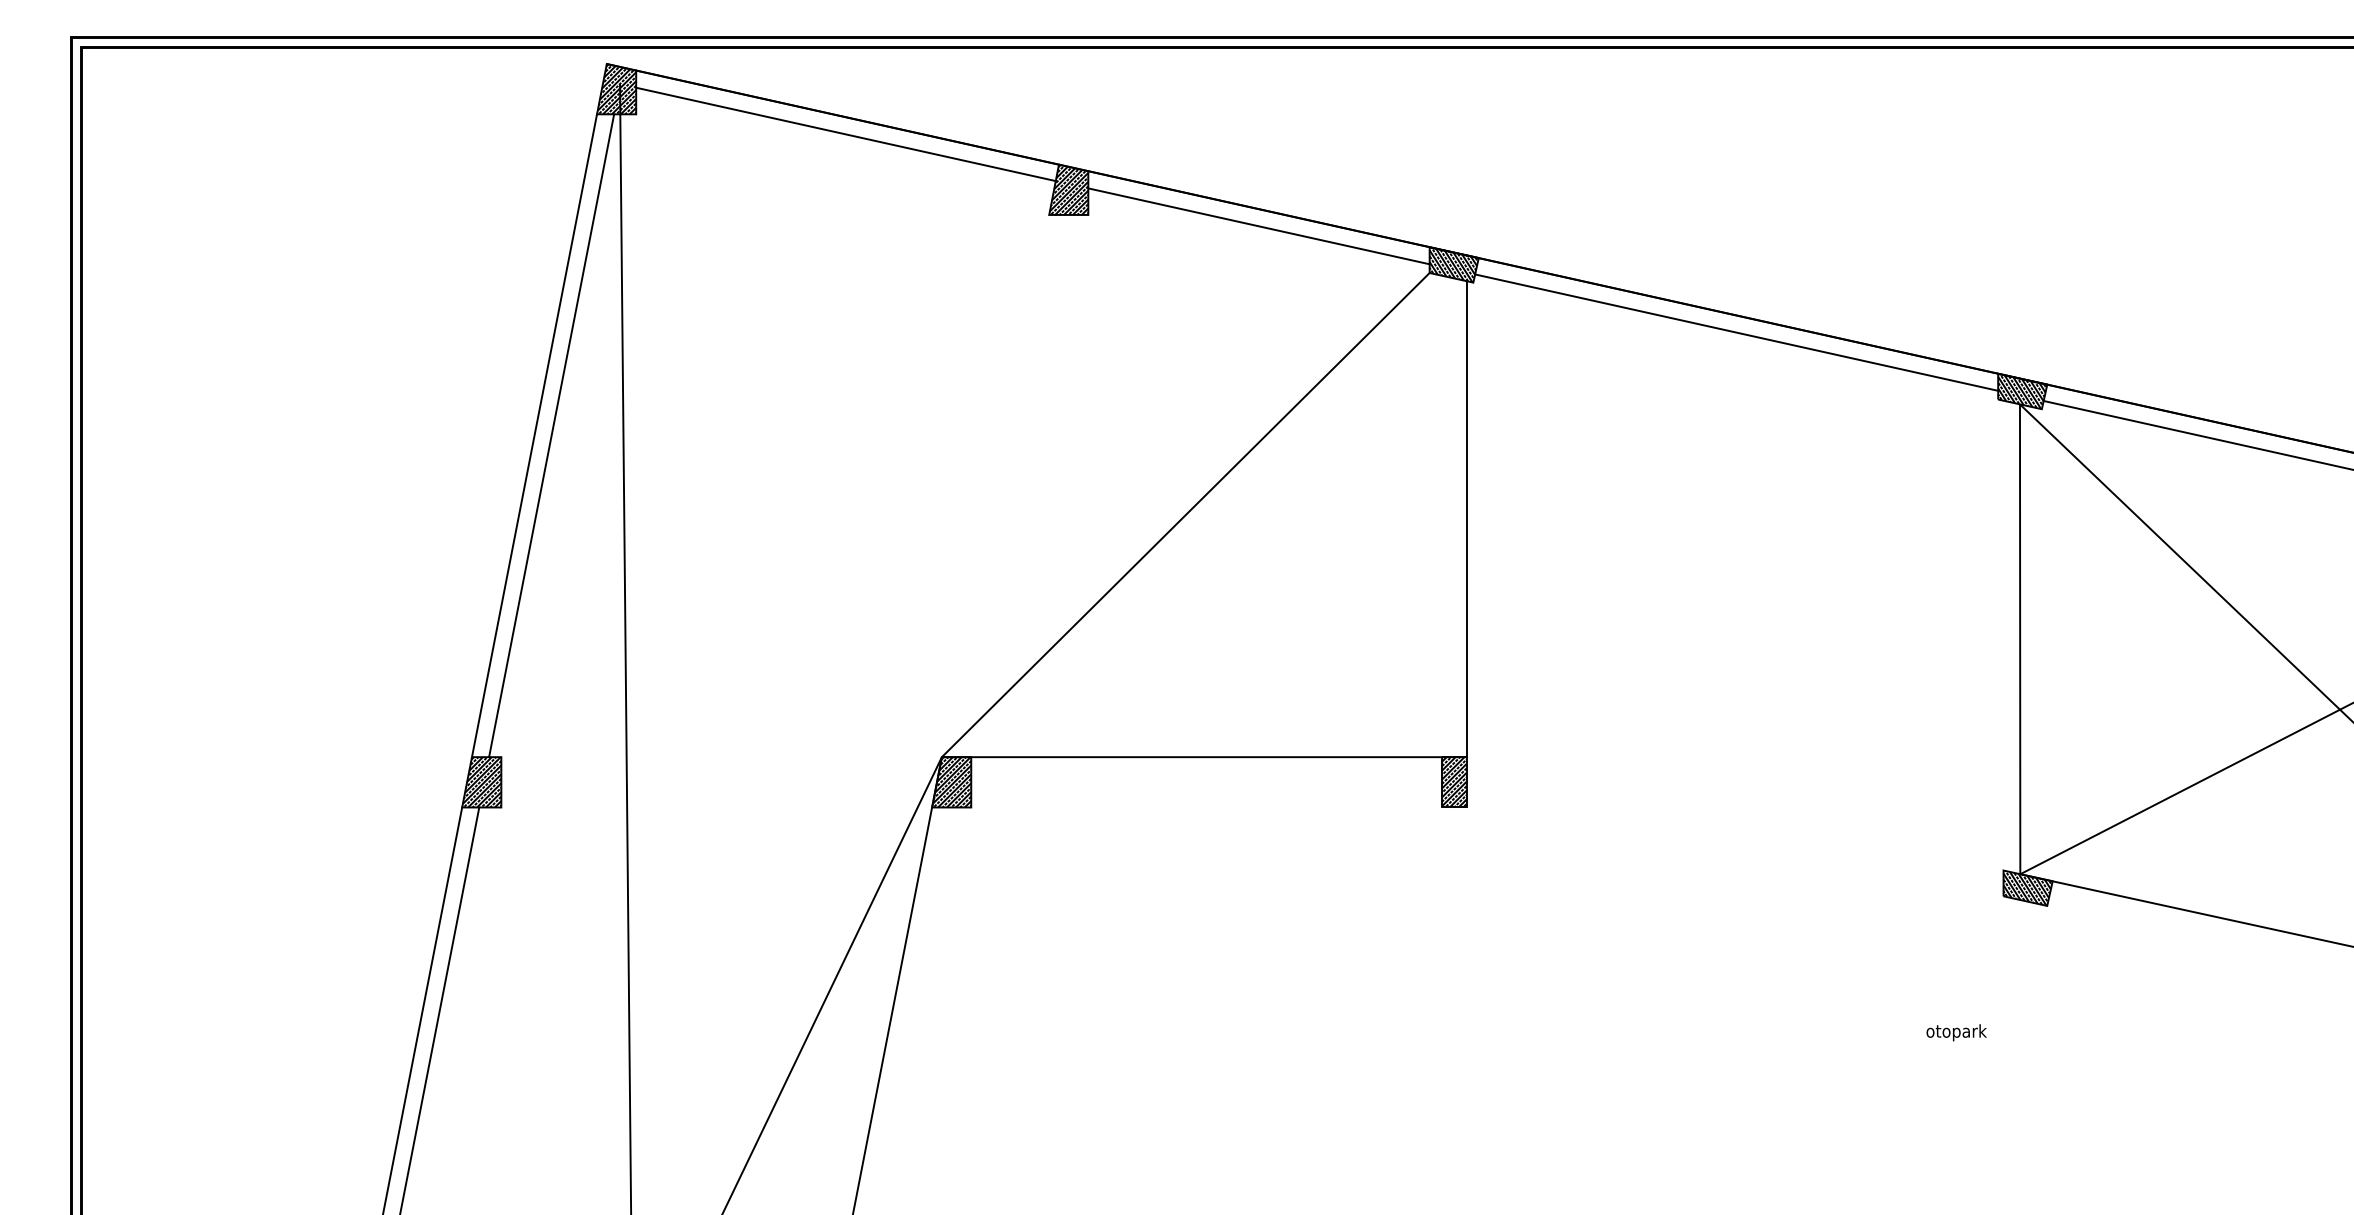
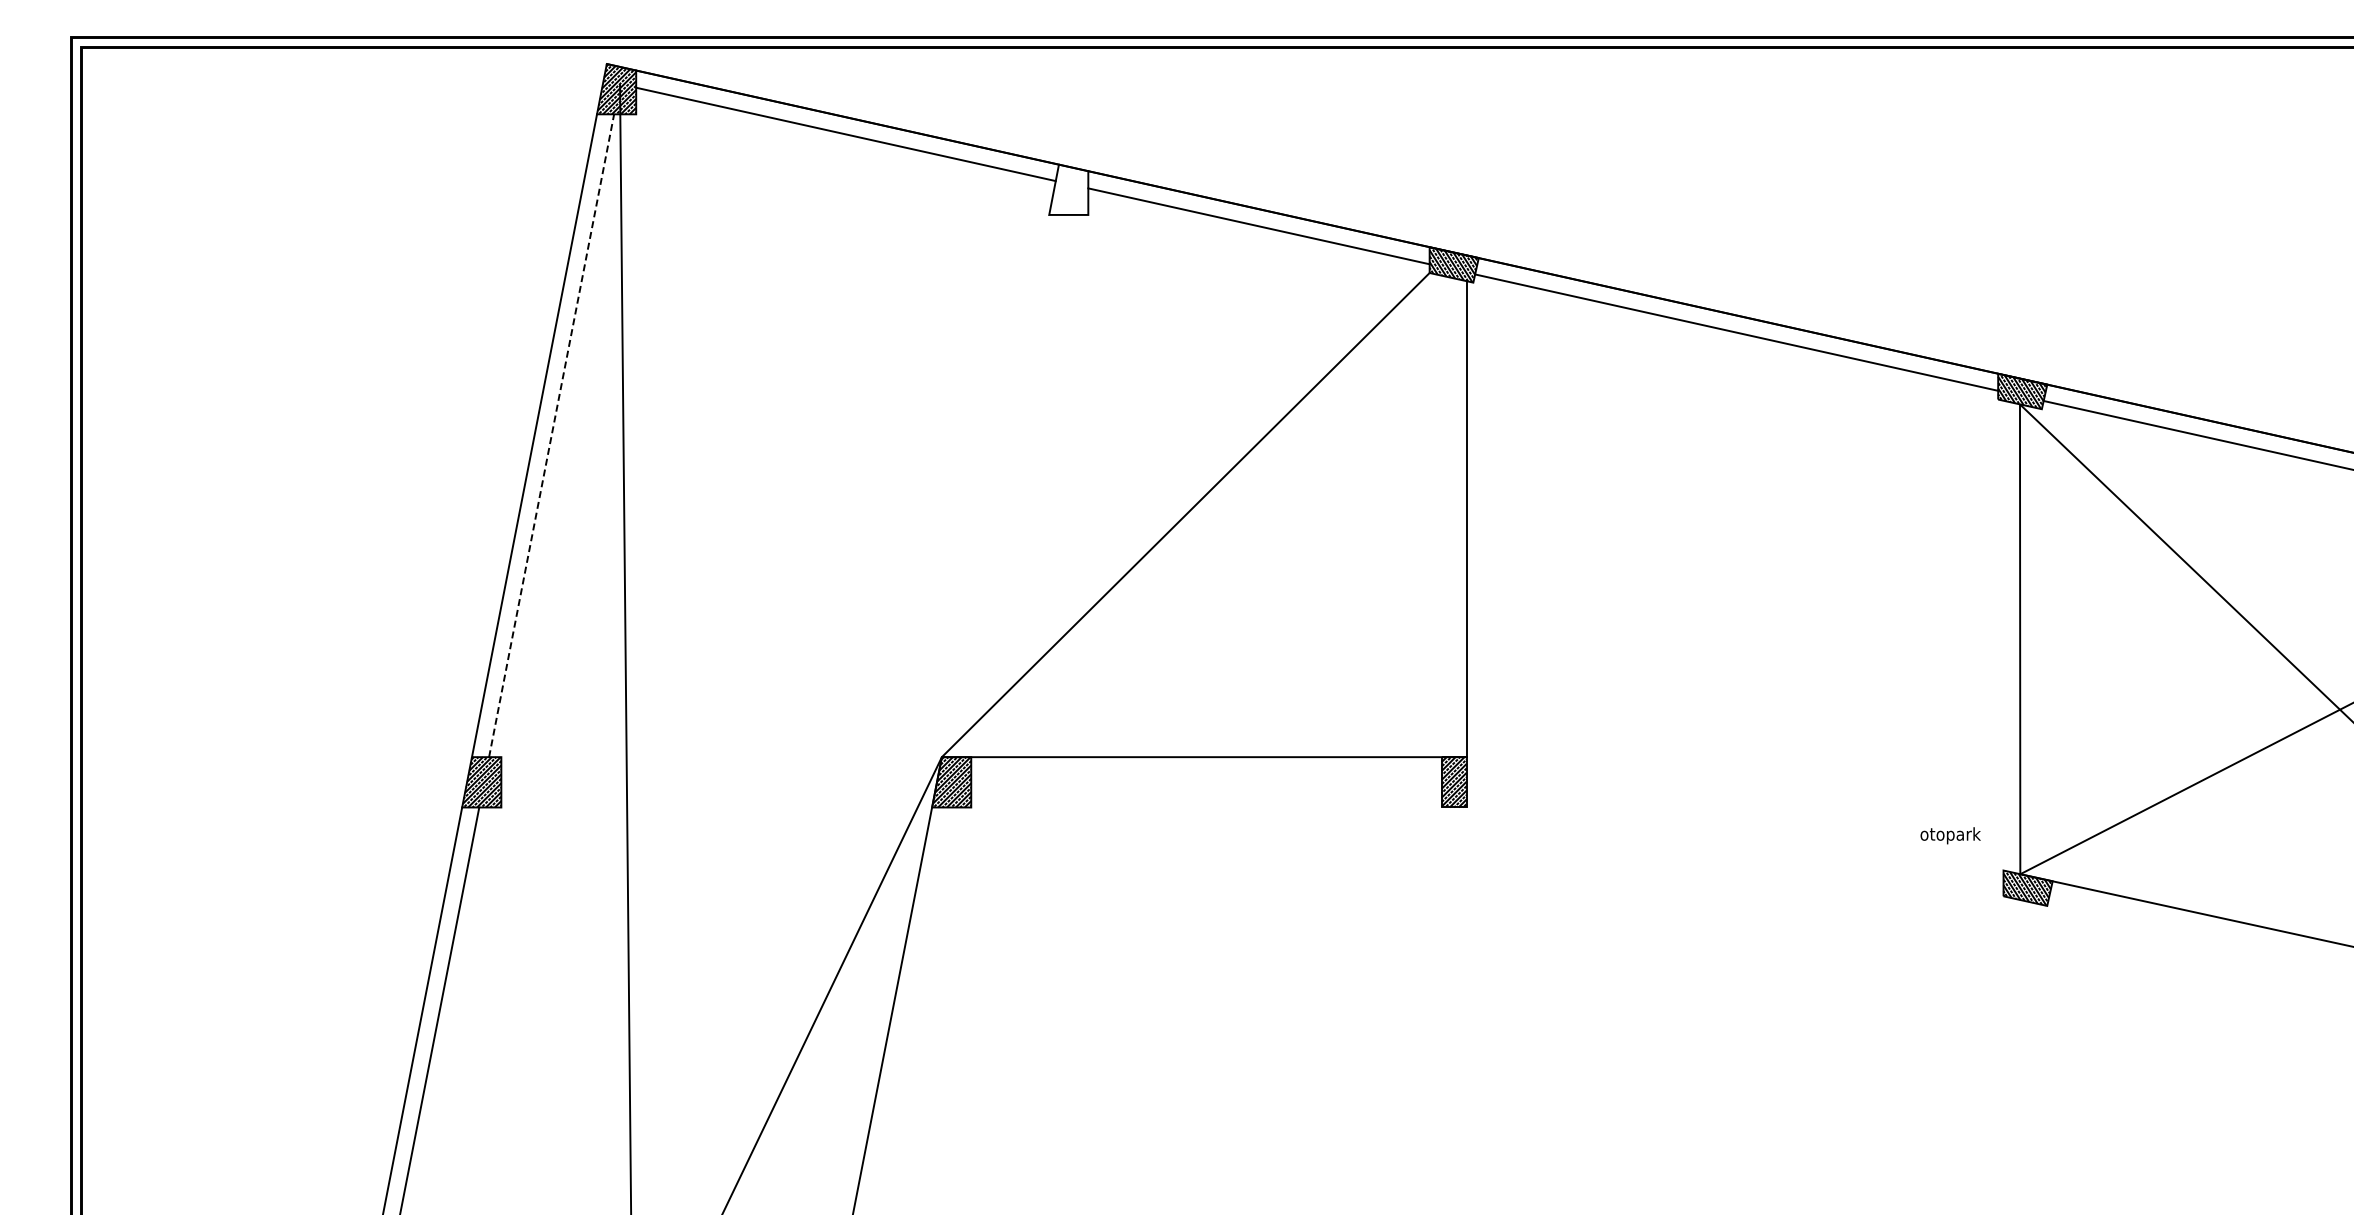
hatch: present -> none (1068, 189)
line: solid -> dashed (551, 435)
text position: (1956, 1032) -> (1950, 835) (1950, 835)
